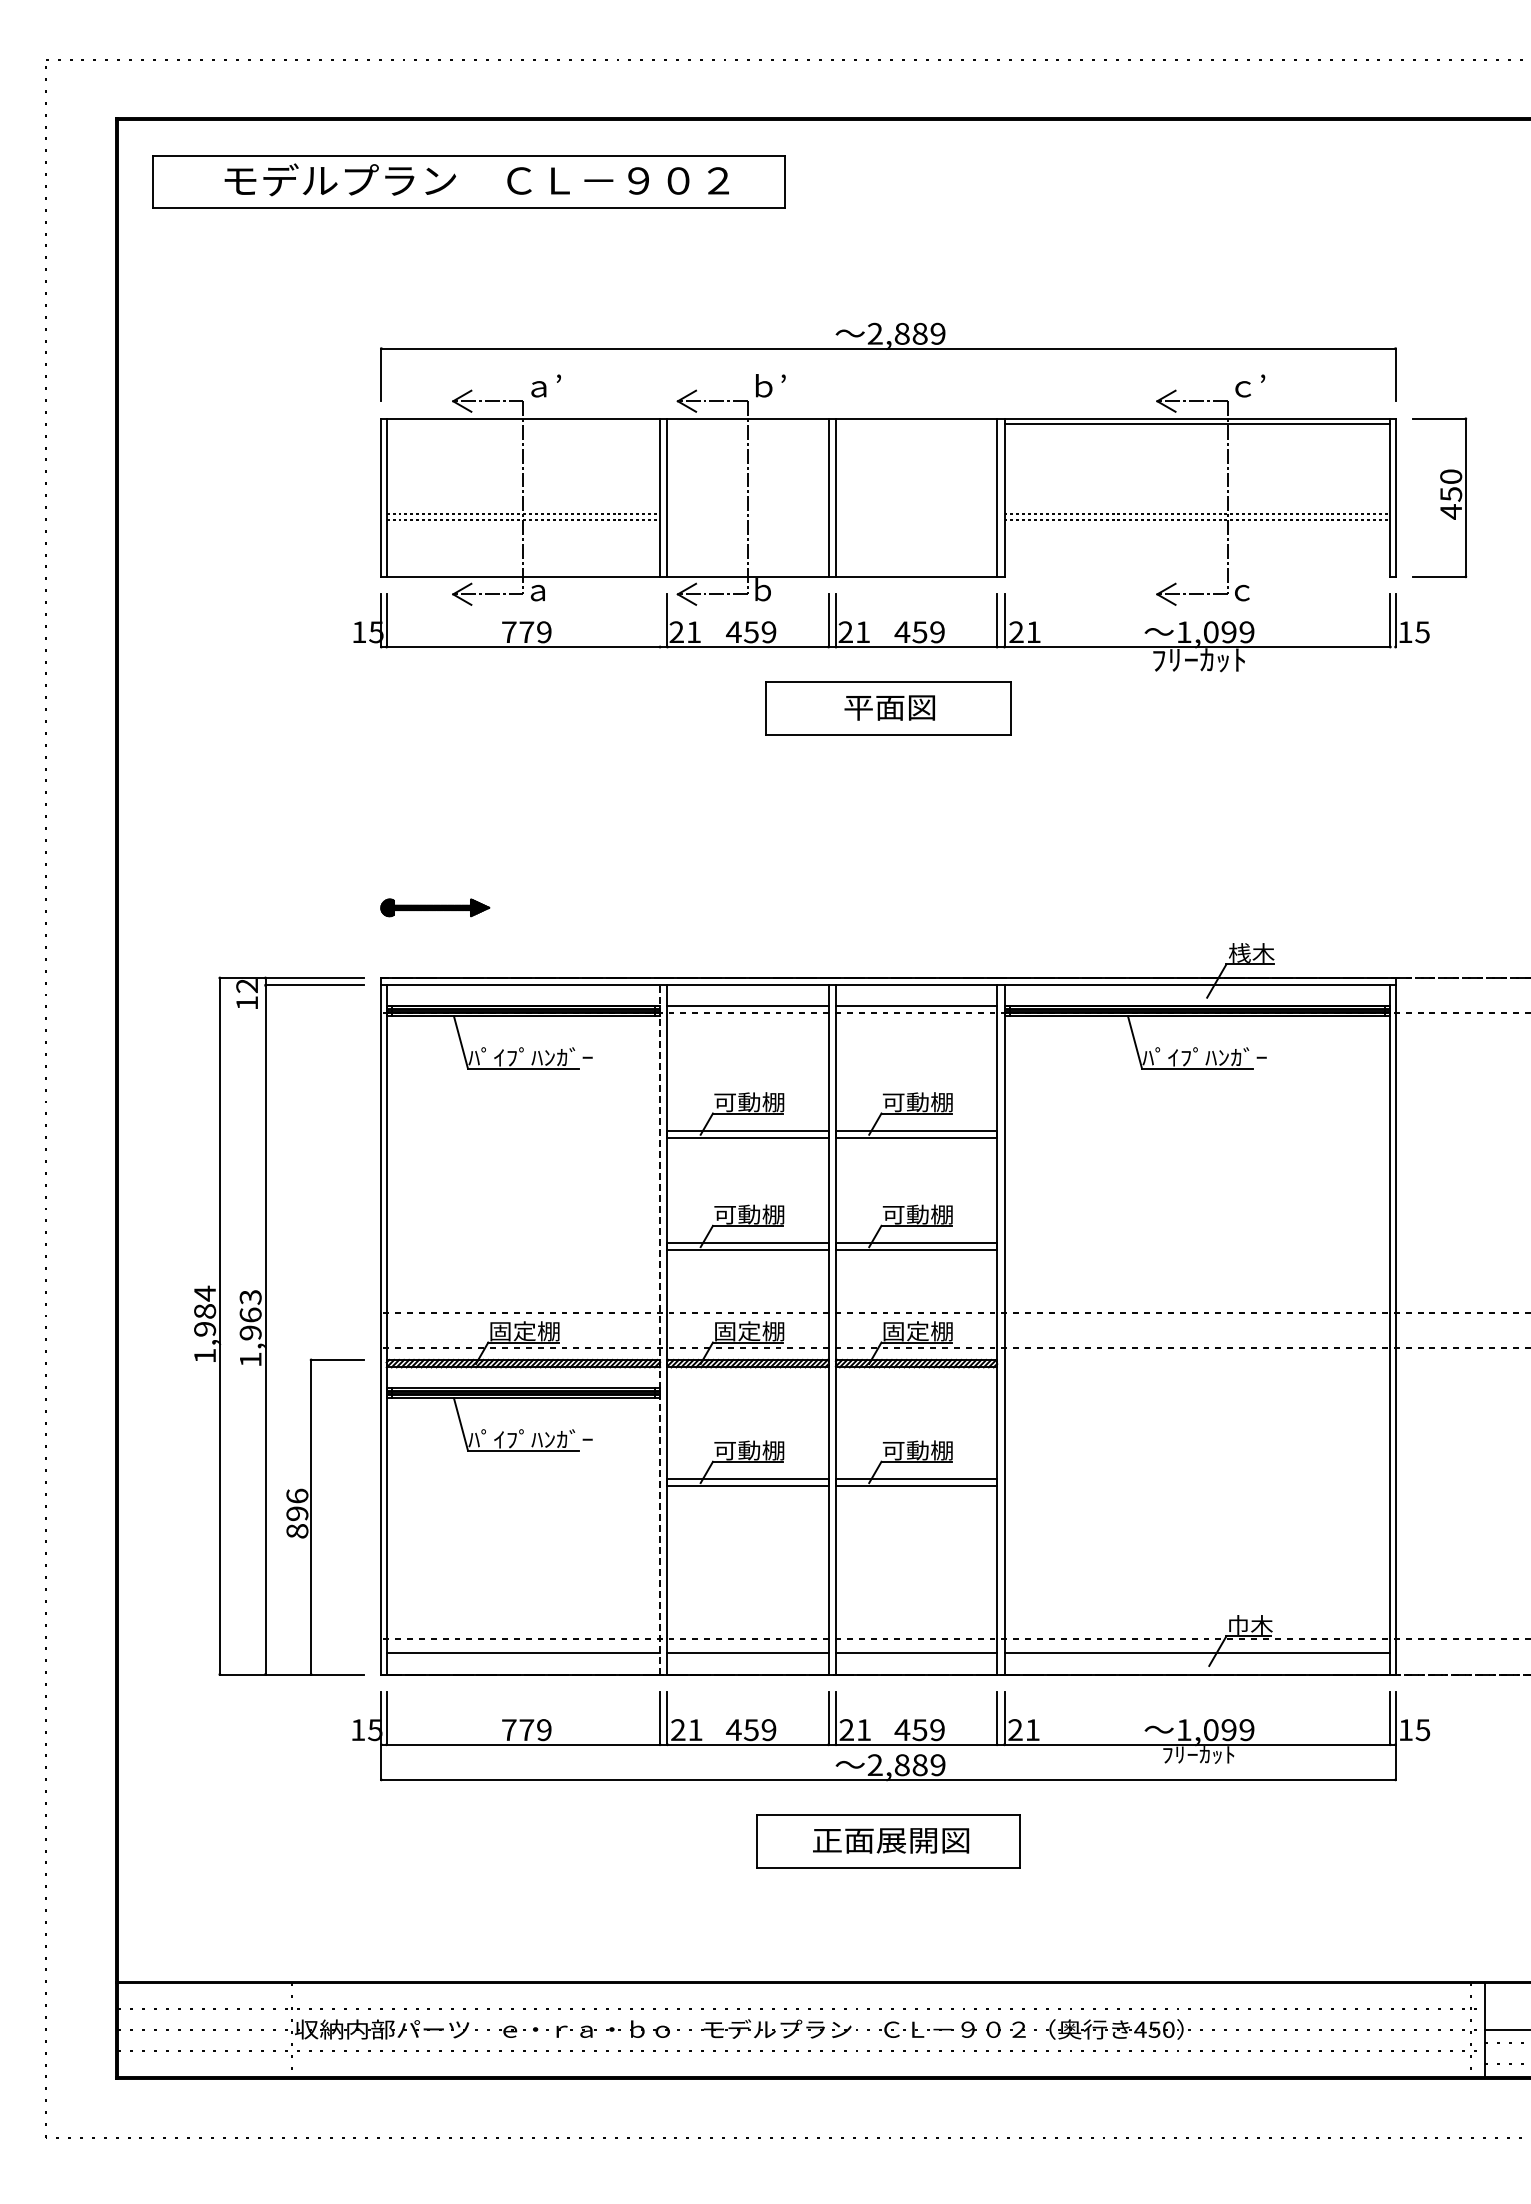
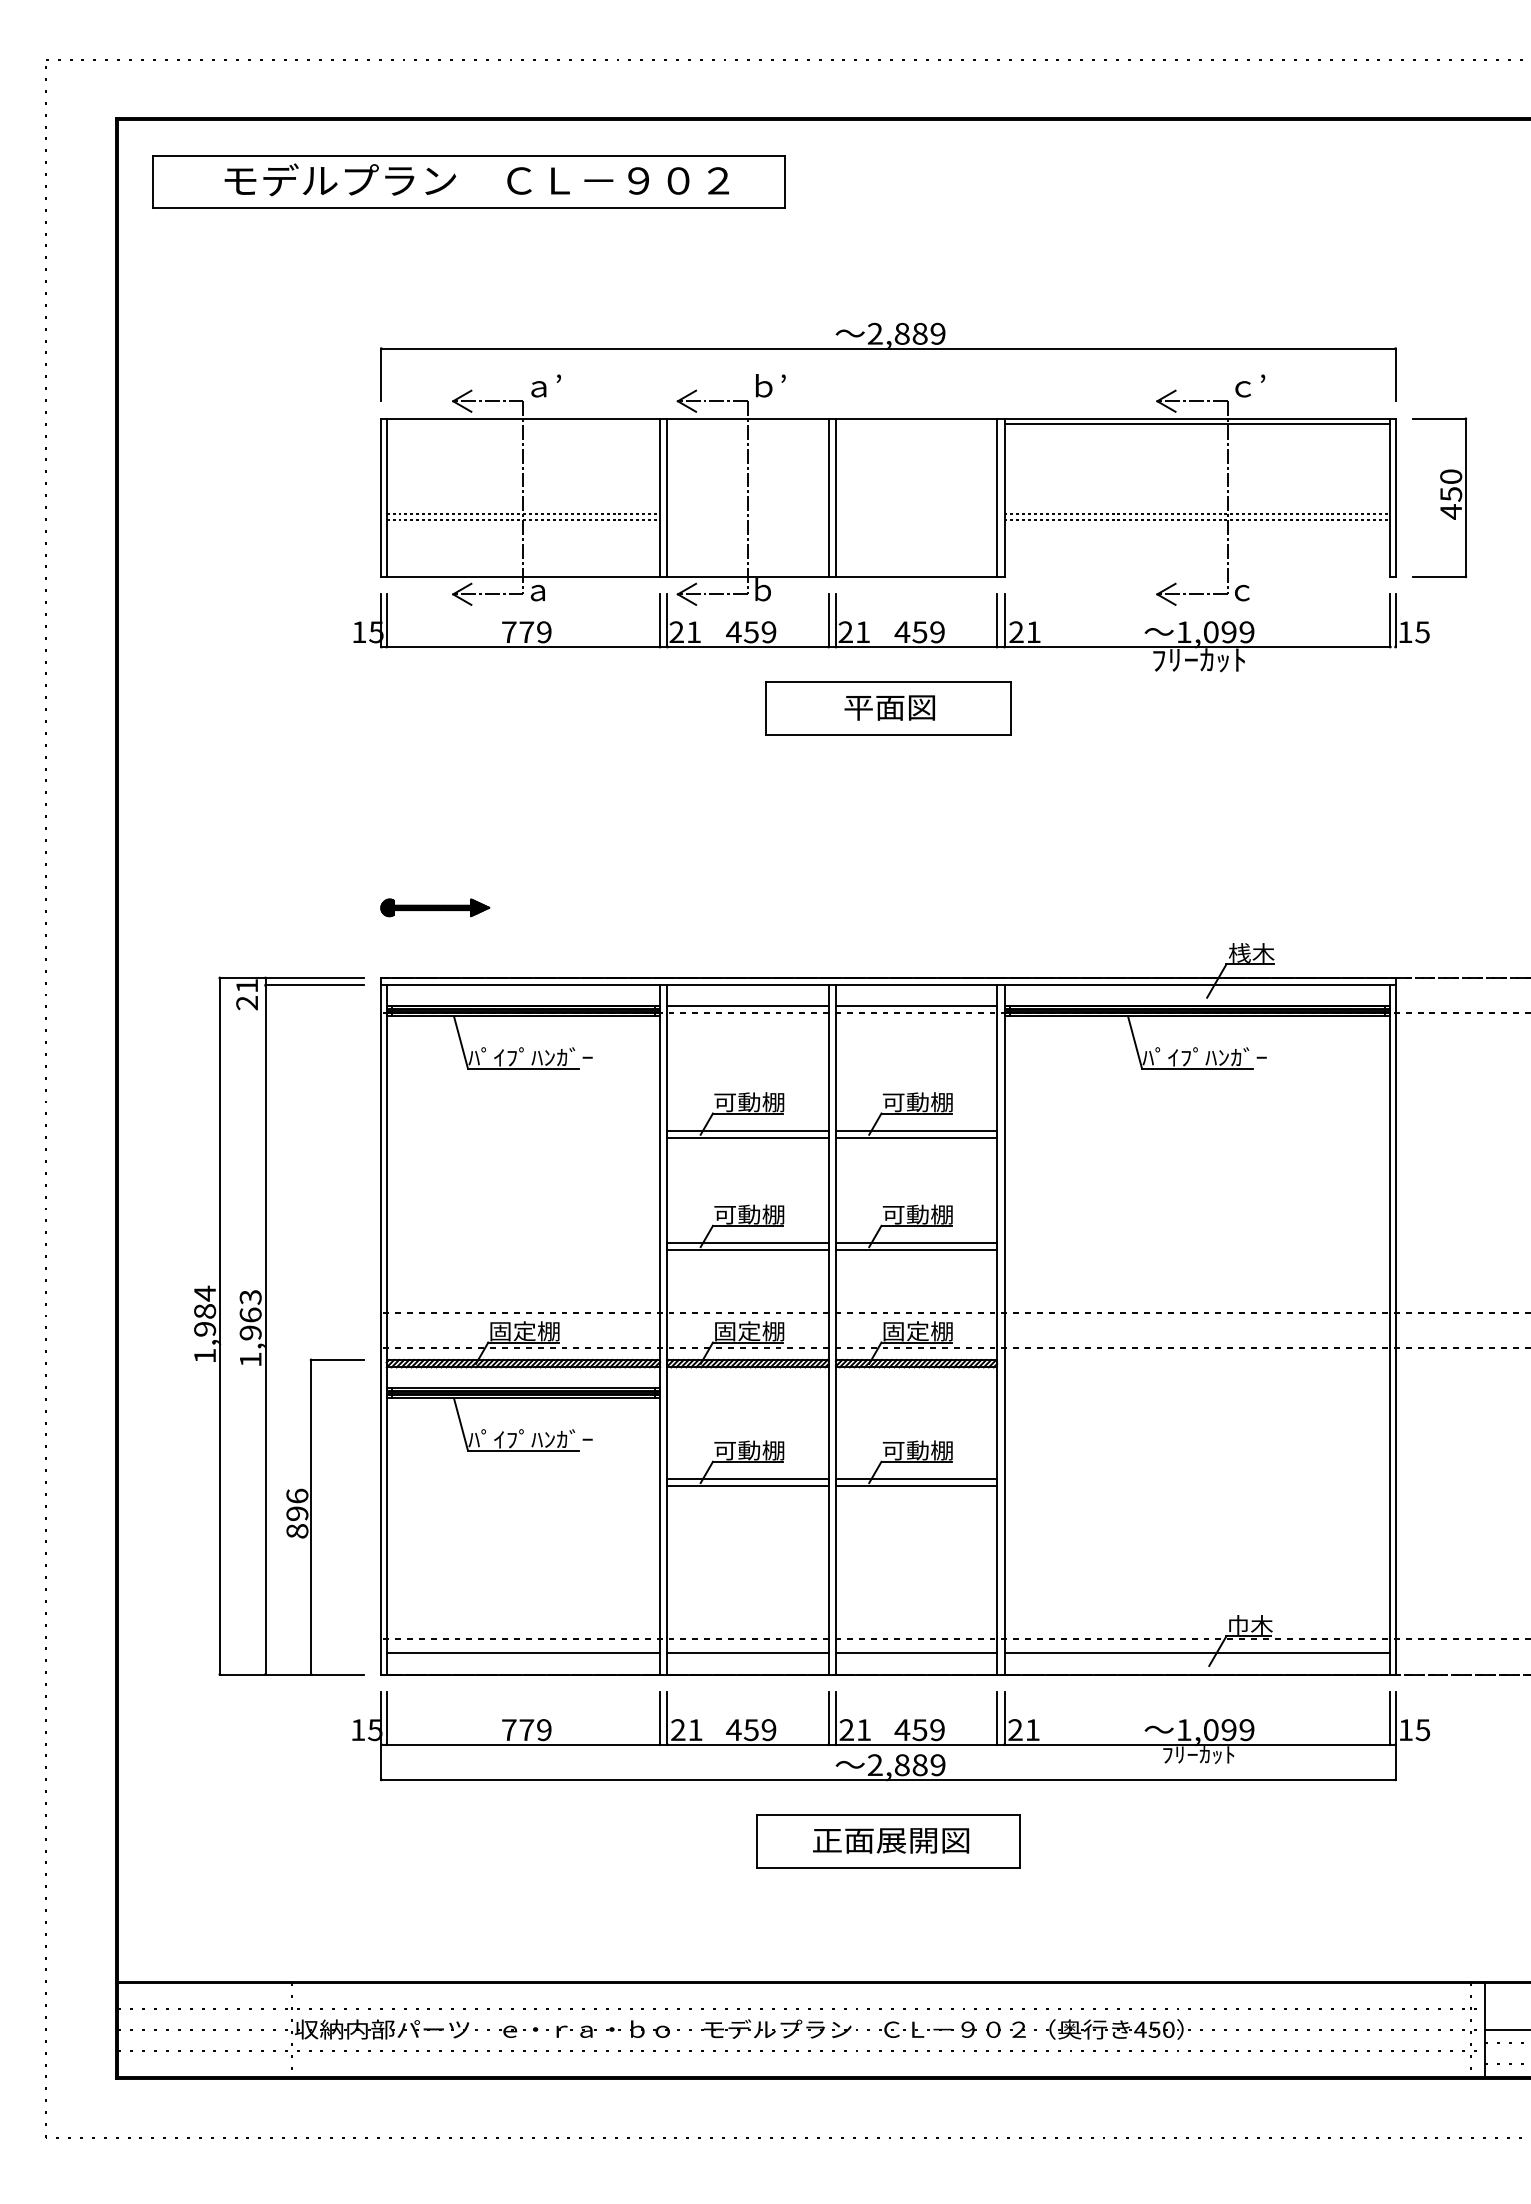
line: none -> present (660, 620)
text: 12 -> 21 (246, 994)
line: dashed -> solid (660, 1329)
